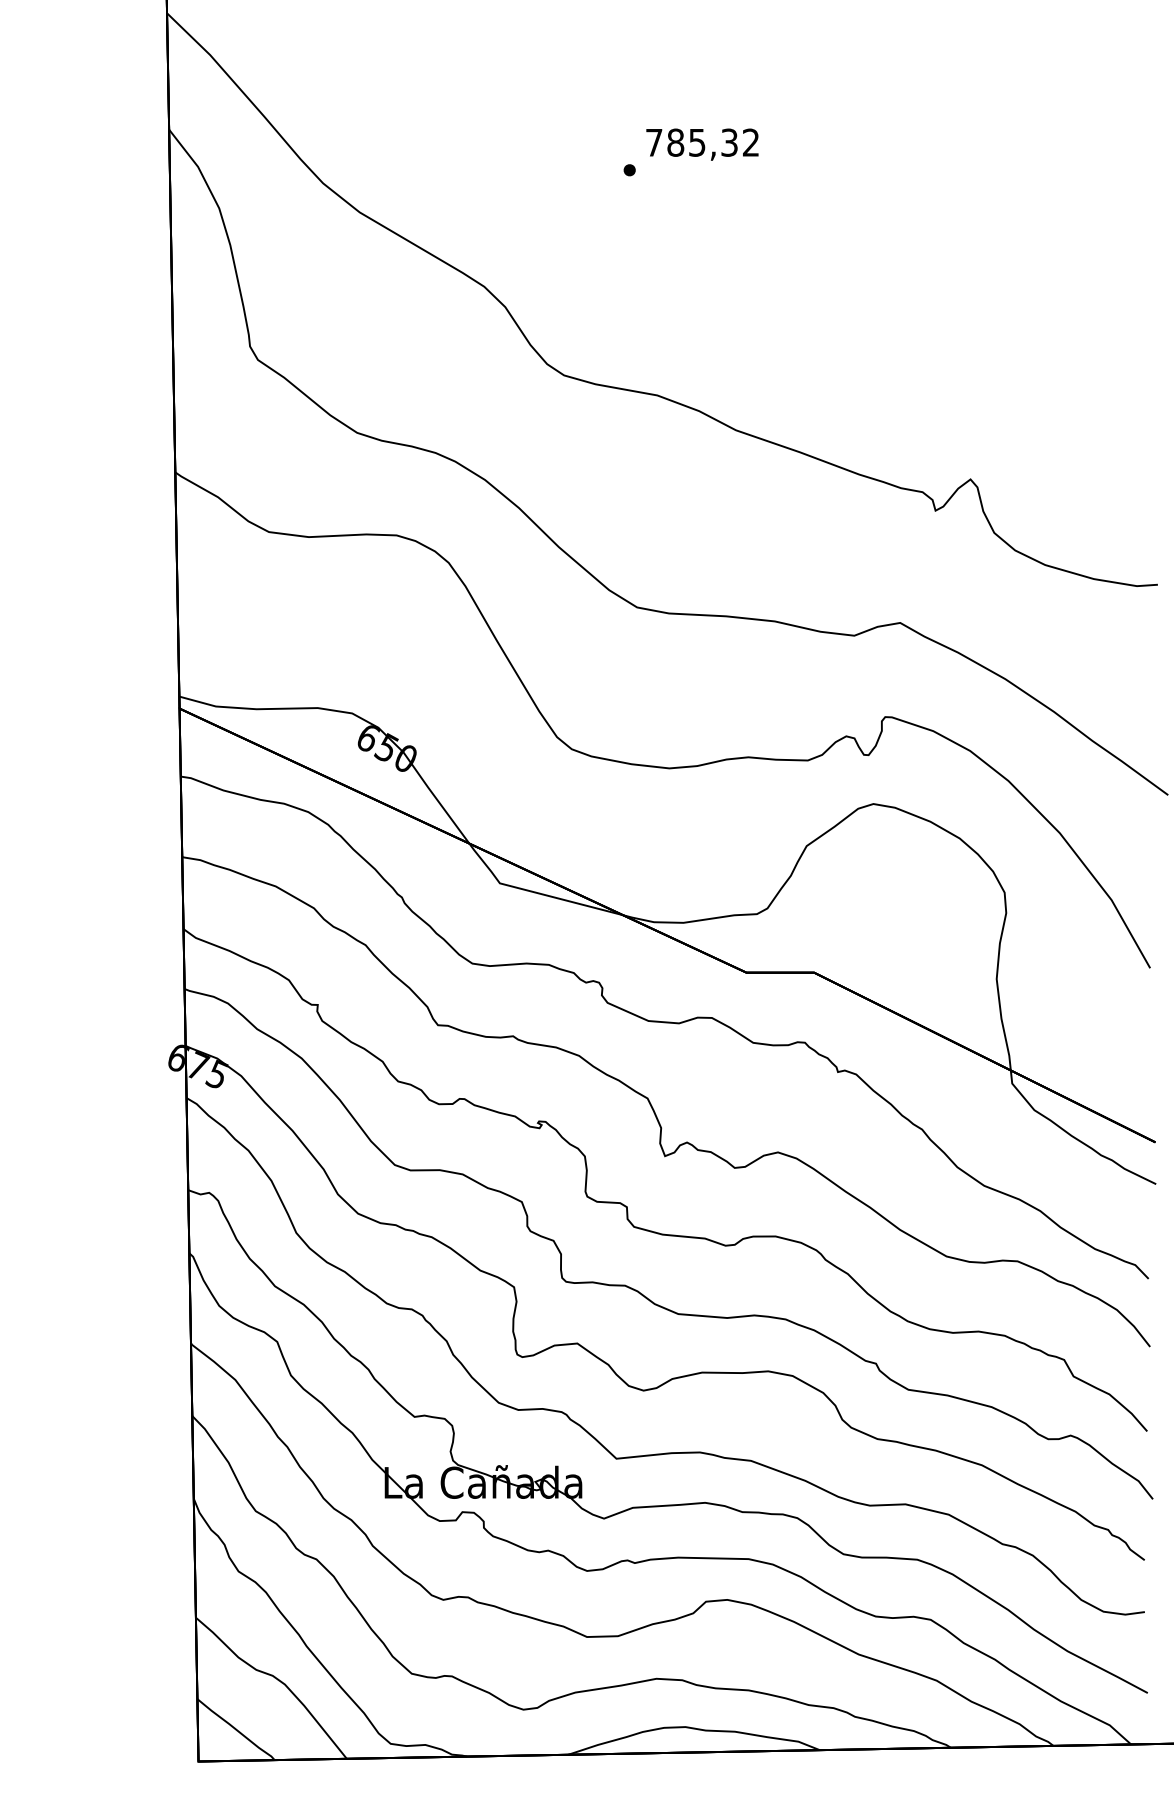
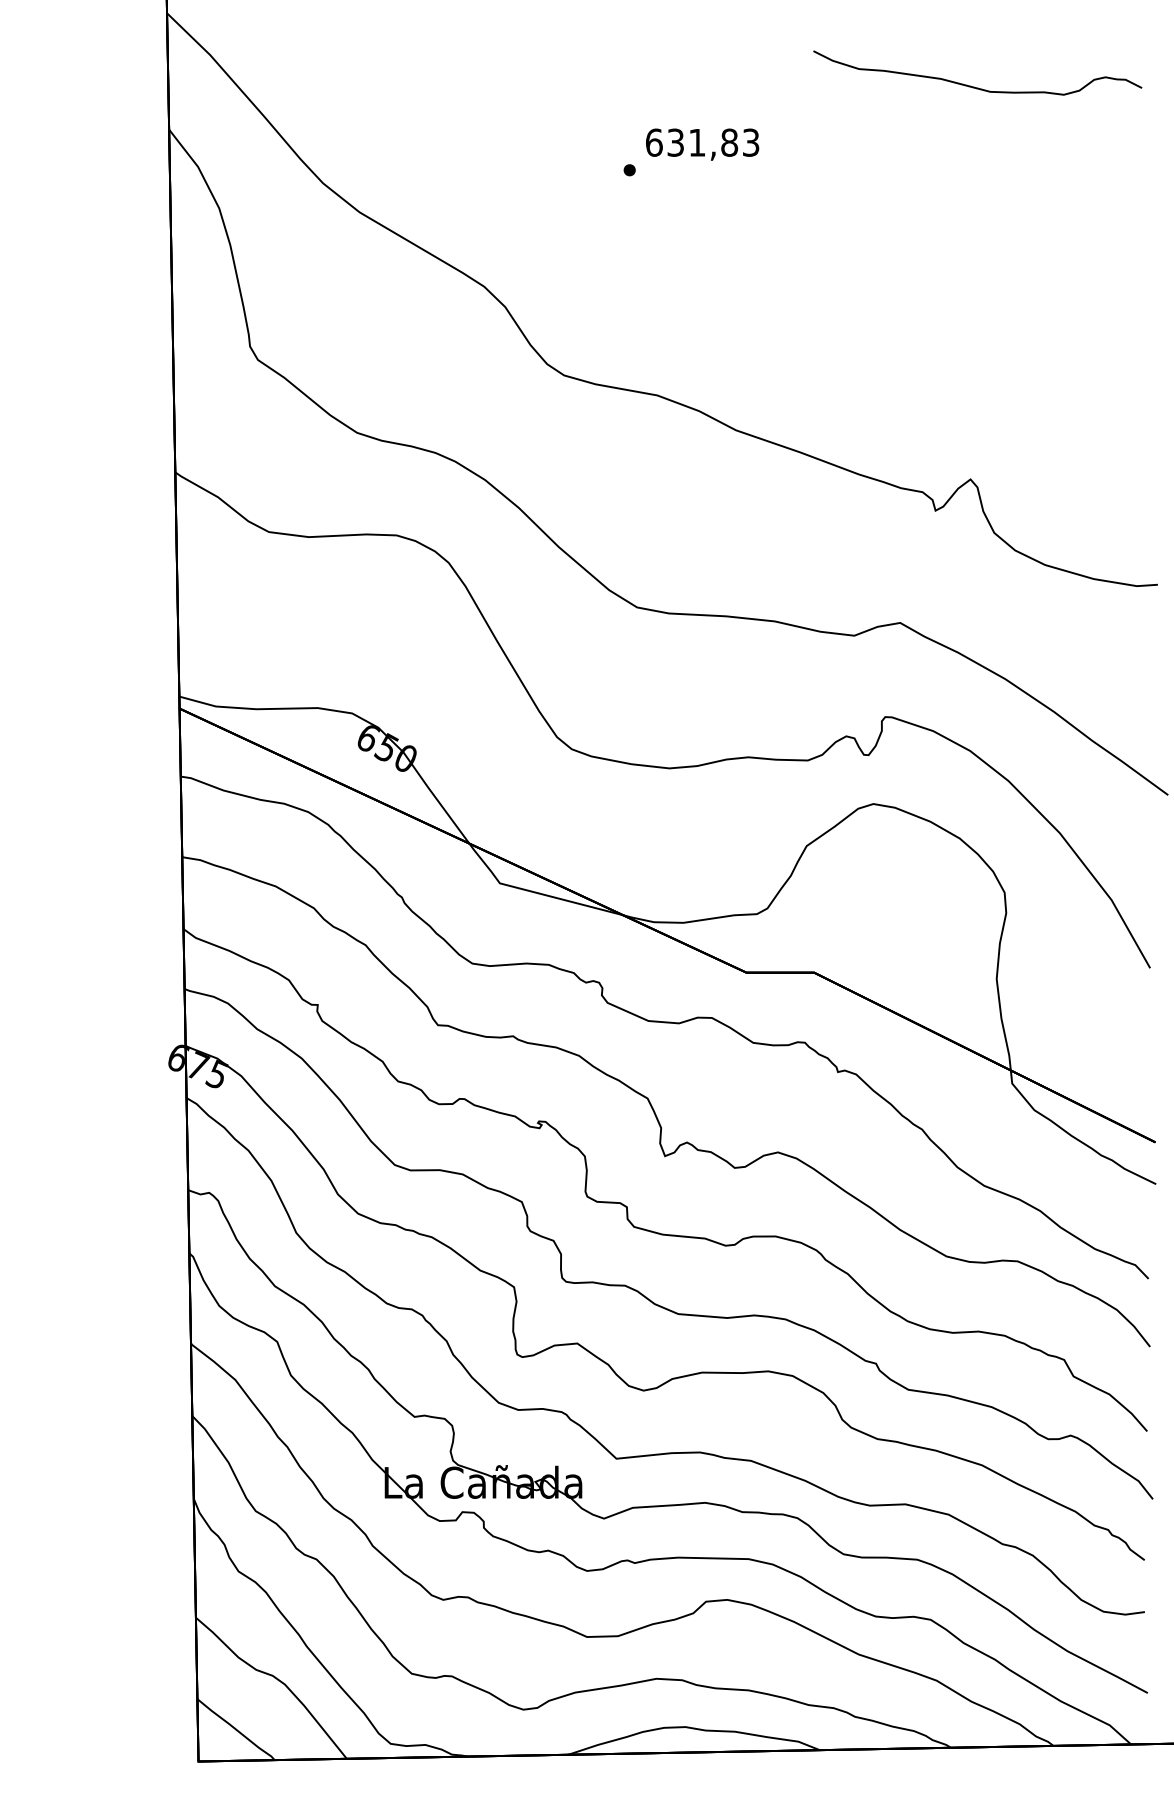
curve: none -> present (974, 86)
text: 785,32 -> 631,83 (702, 142)
